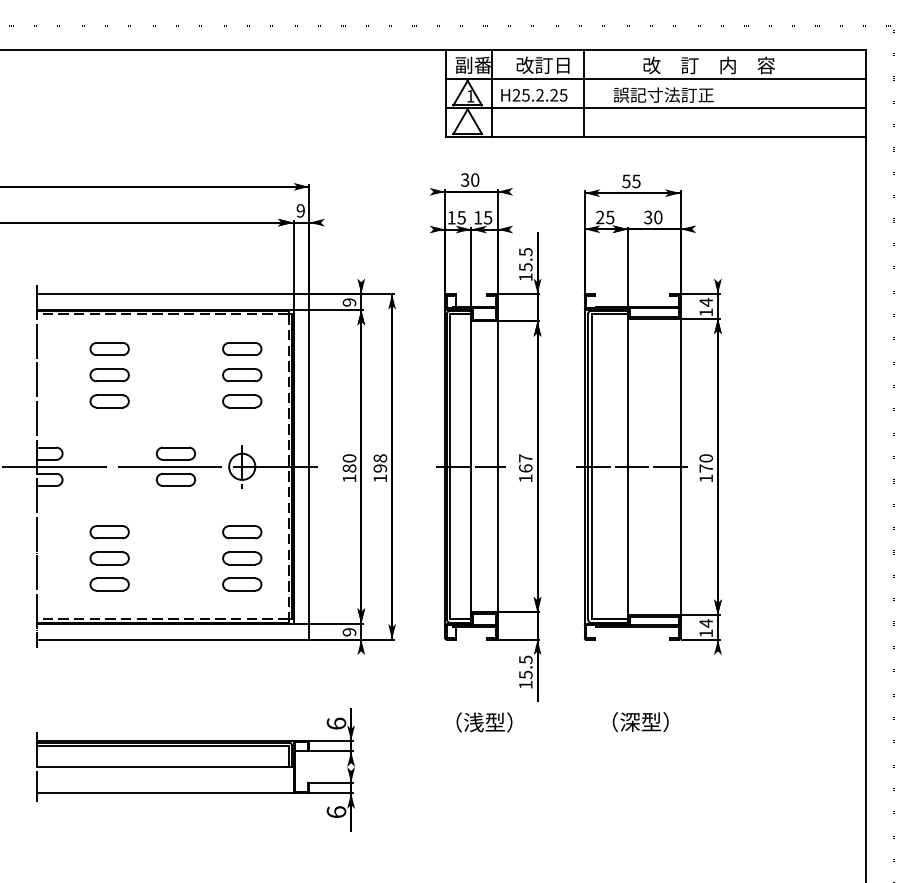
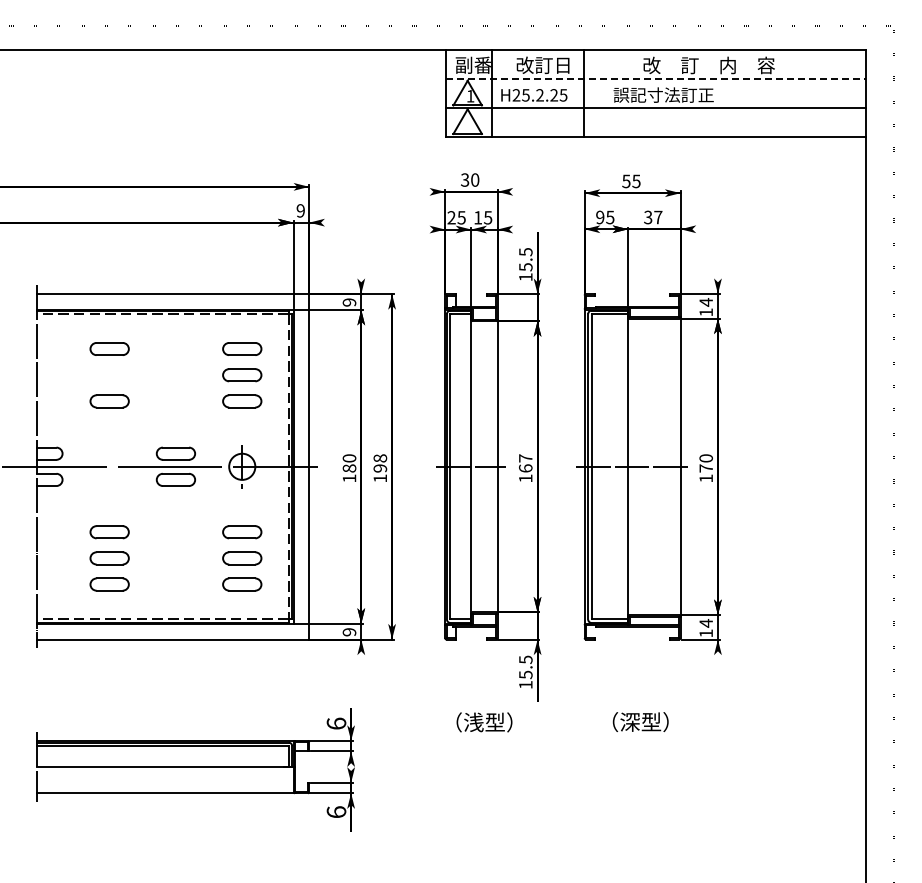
line: solid -> dashed (655, 79)
text: 15 -> 25 (451, 217)
text: 25 -> 95 (600, 217)
text: 30 -> 37 (658, 217)
part: present -> none (109, 375)
